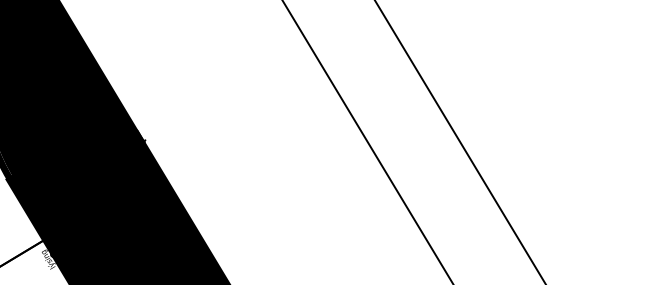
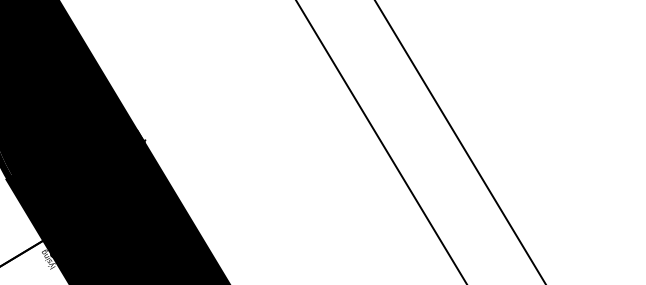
line position: (367, 141) -> (381, 141) (381, 141)
